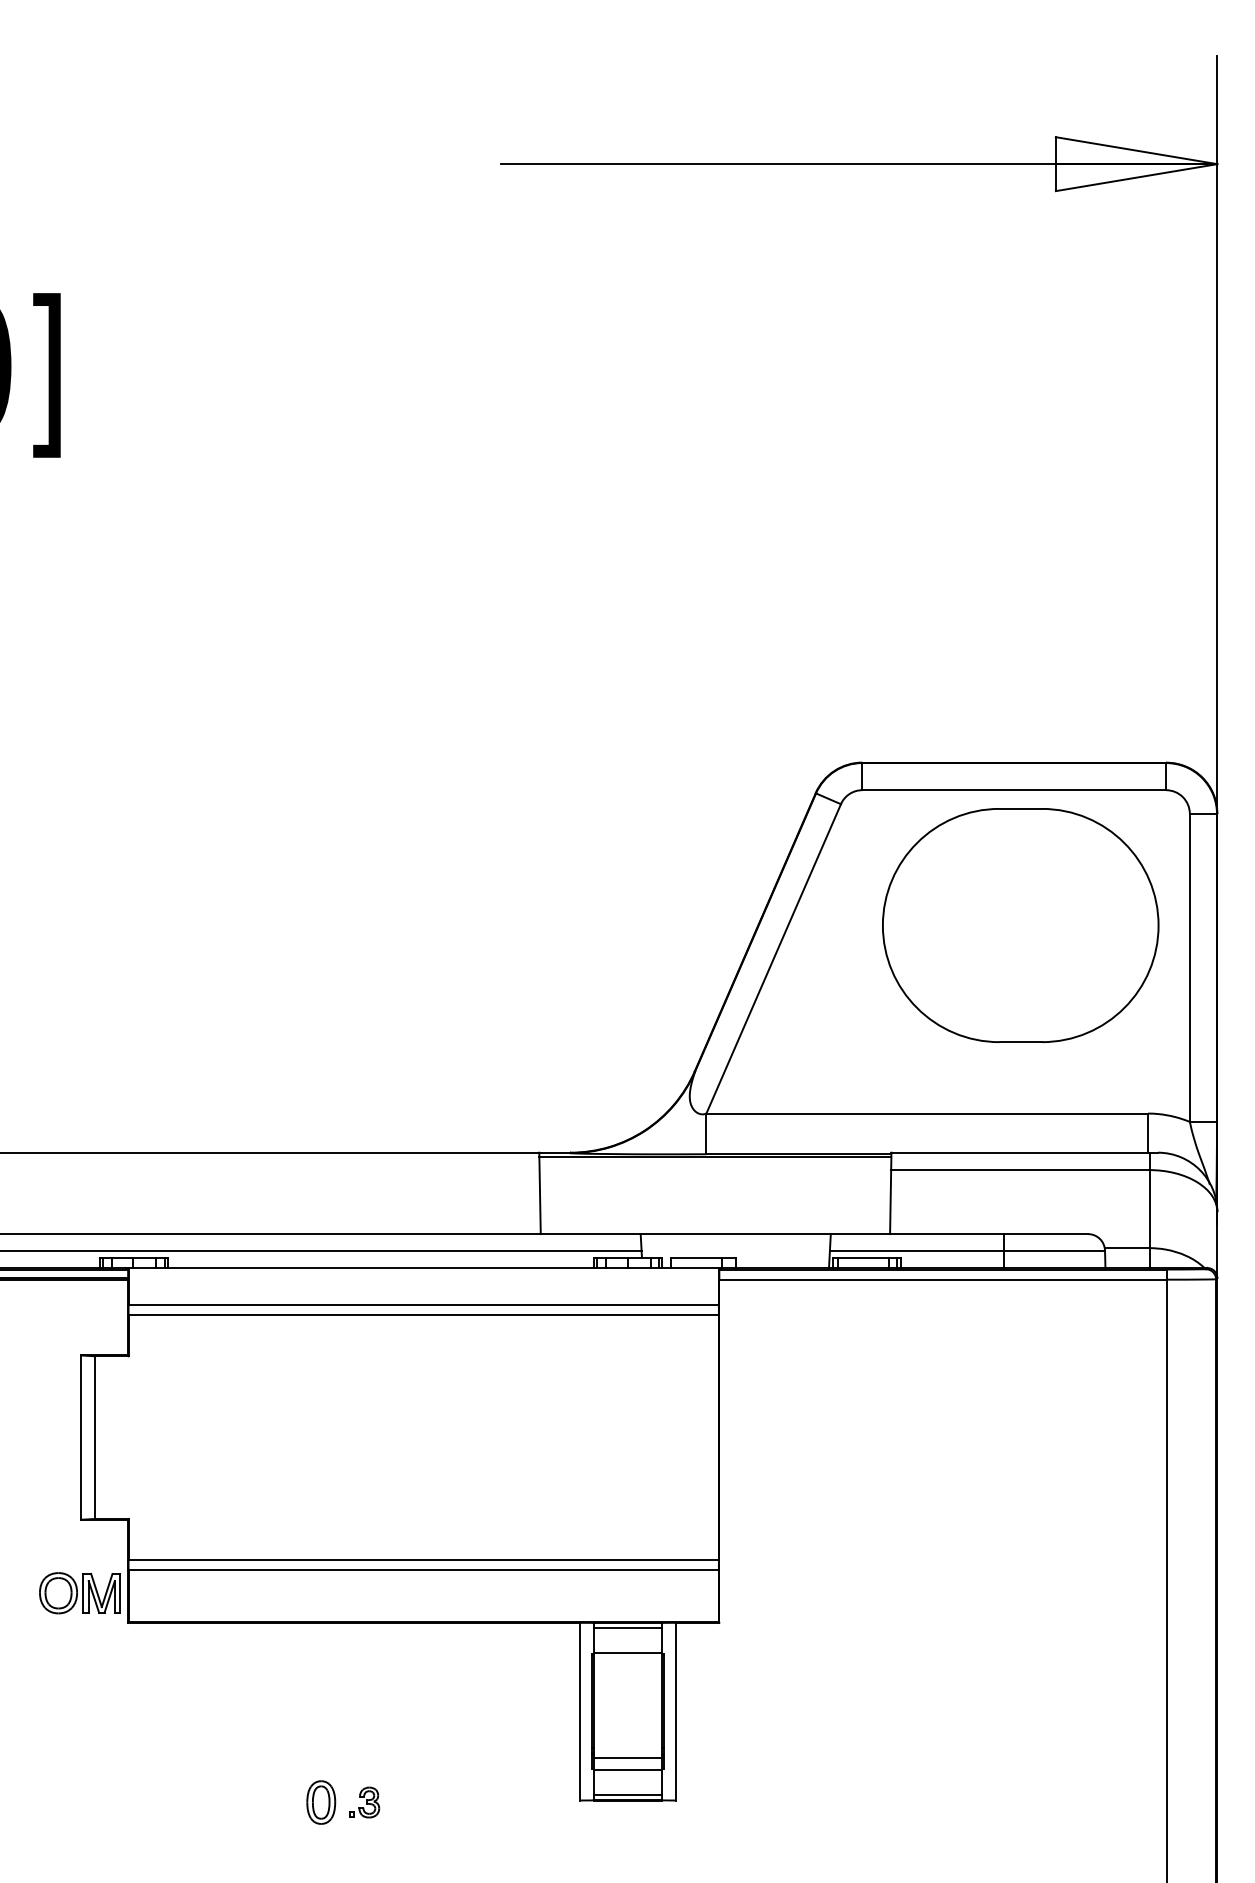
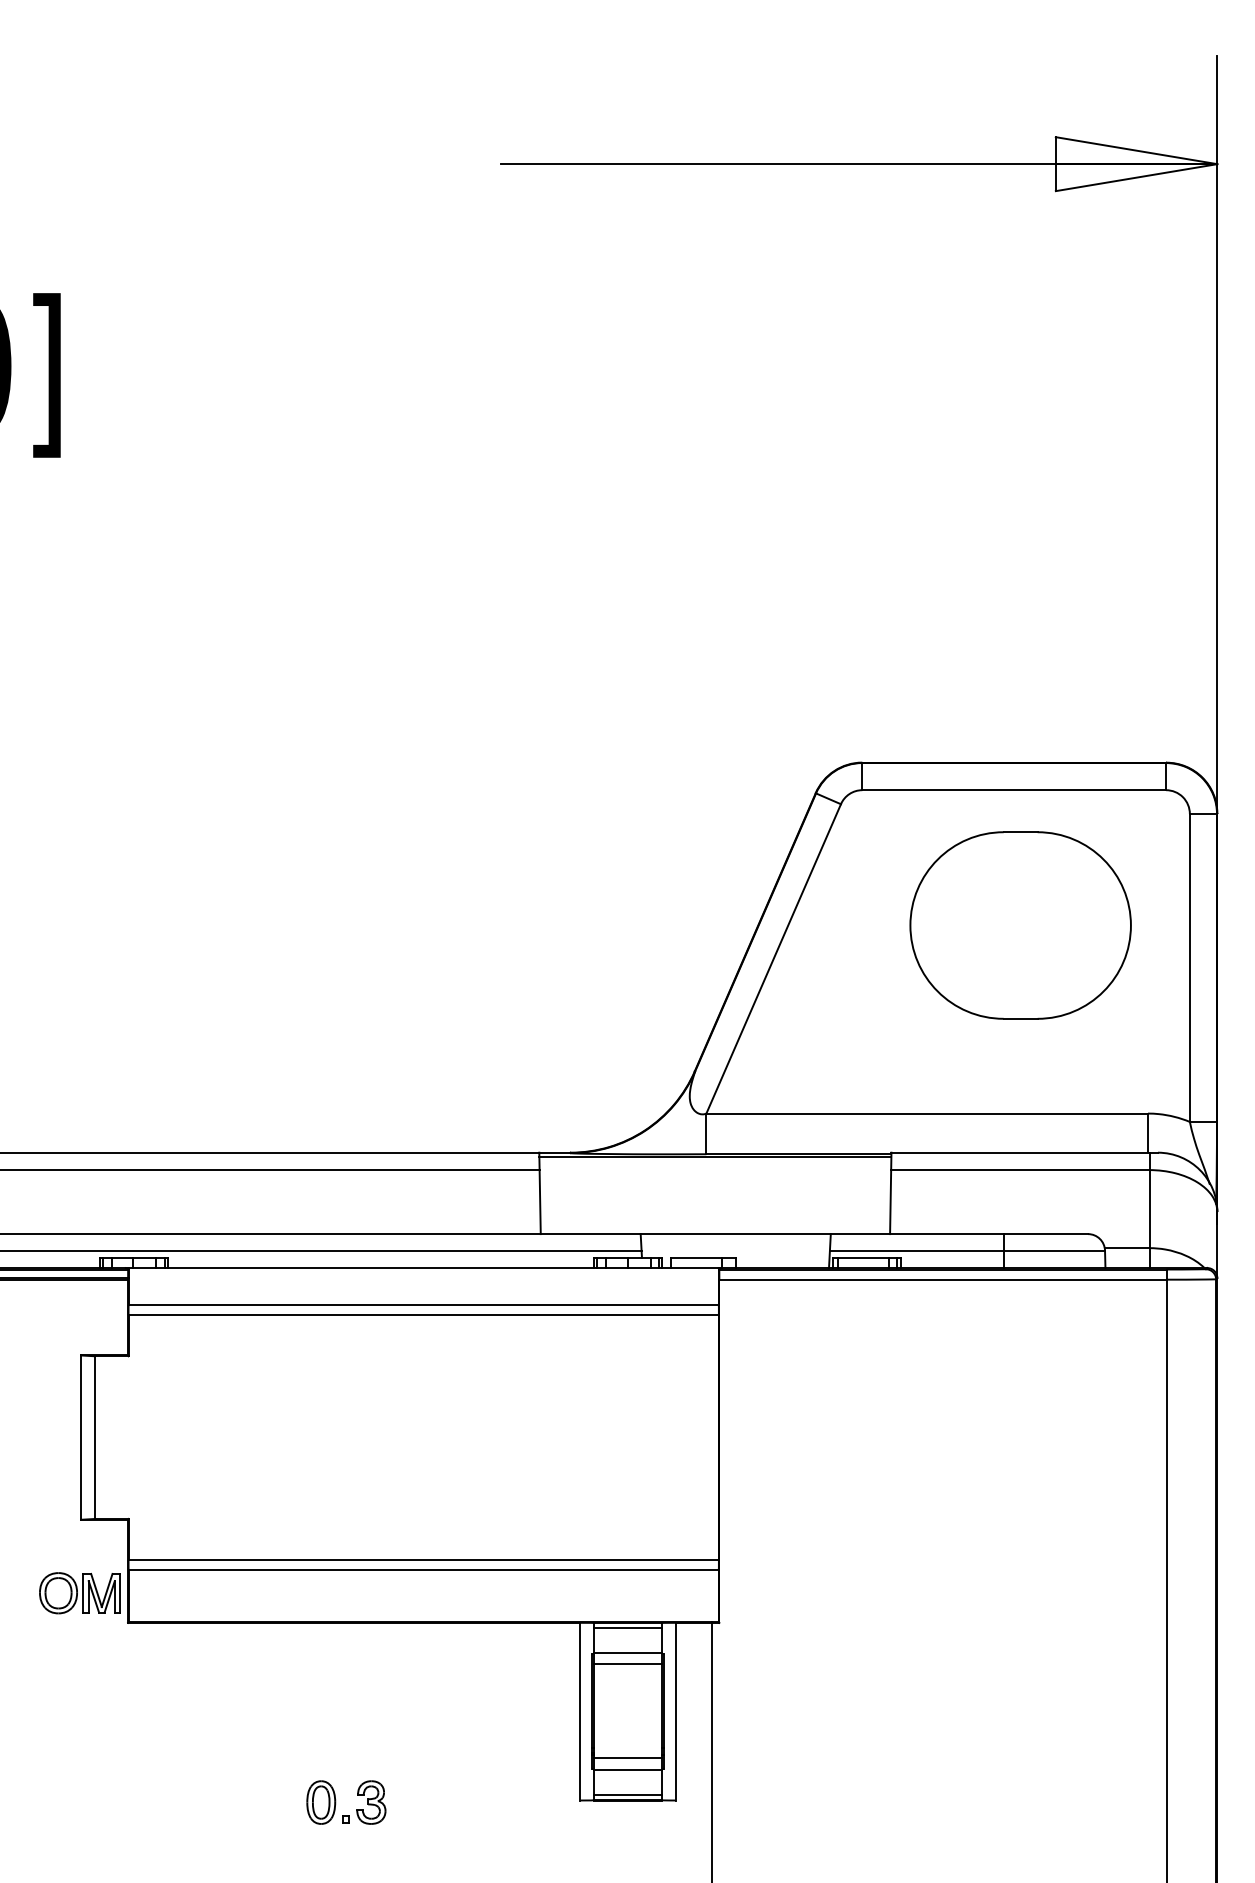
part size: 278x235 px -> 223x189 px (1020, 925)
line: none -> present (270, 1170)
line: none -> present (627, 1664)
line: none -> present (712, 1750)
part size: 32x33 px -> 45x45 px (364, 1802)
